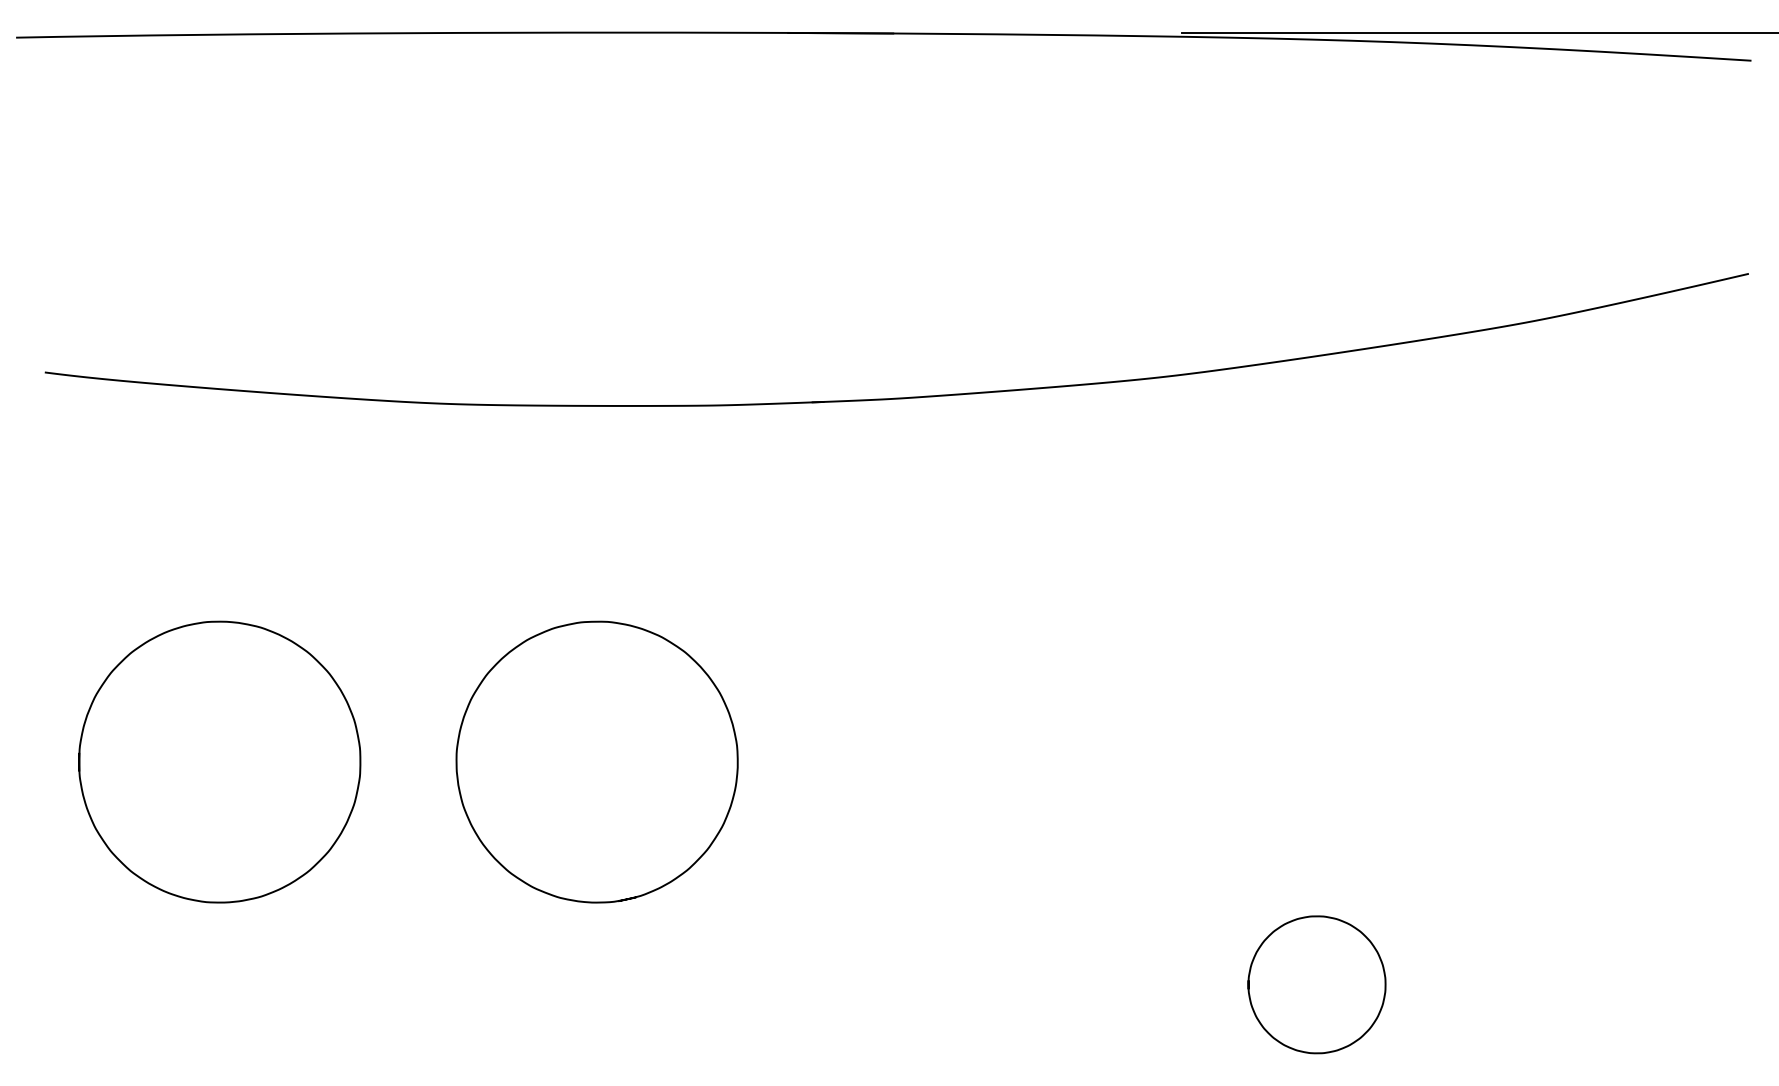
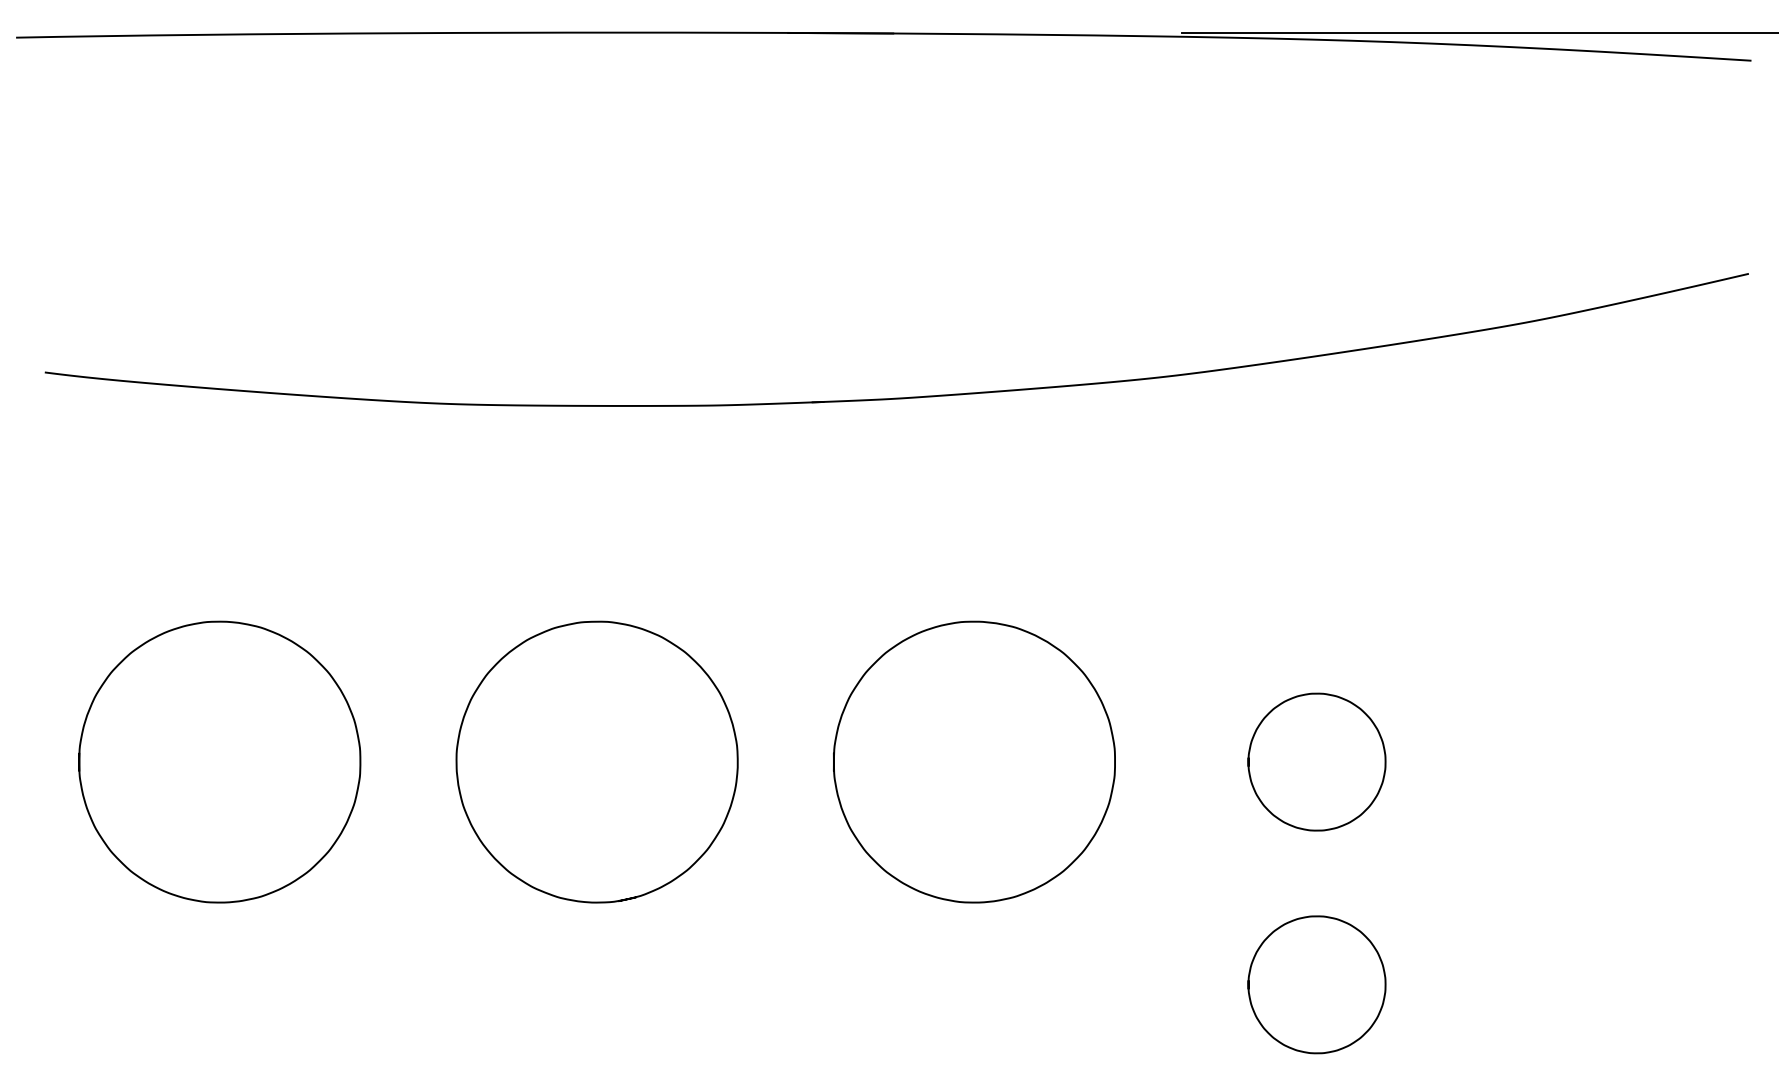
curve: none -> present (986, 623)
curve: none -> present (1276, 708)
